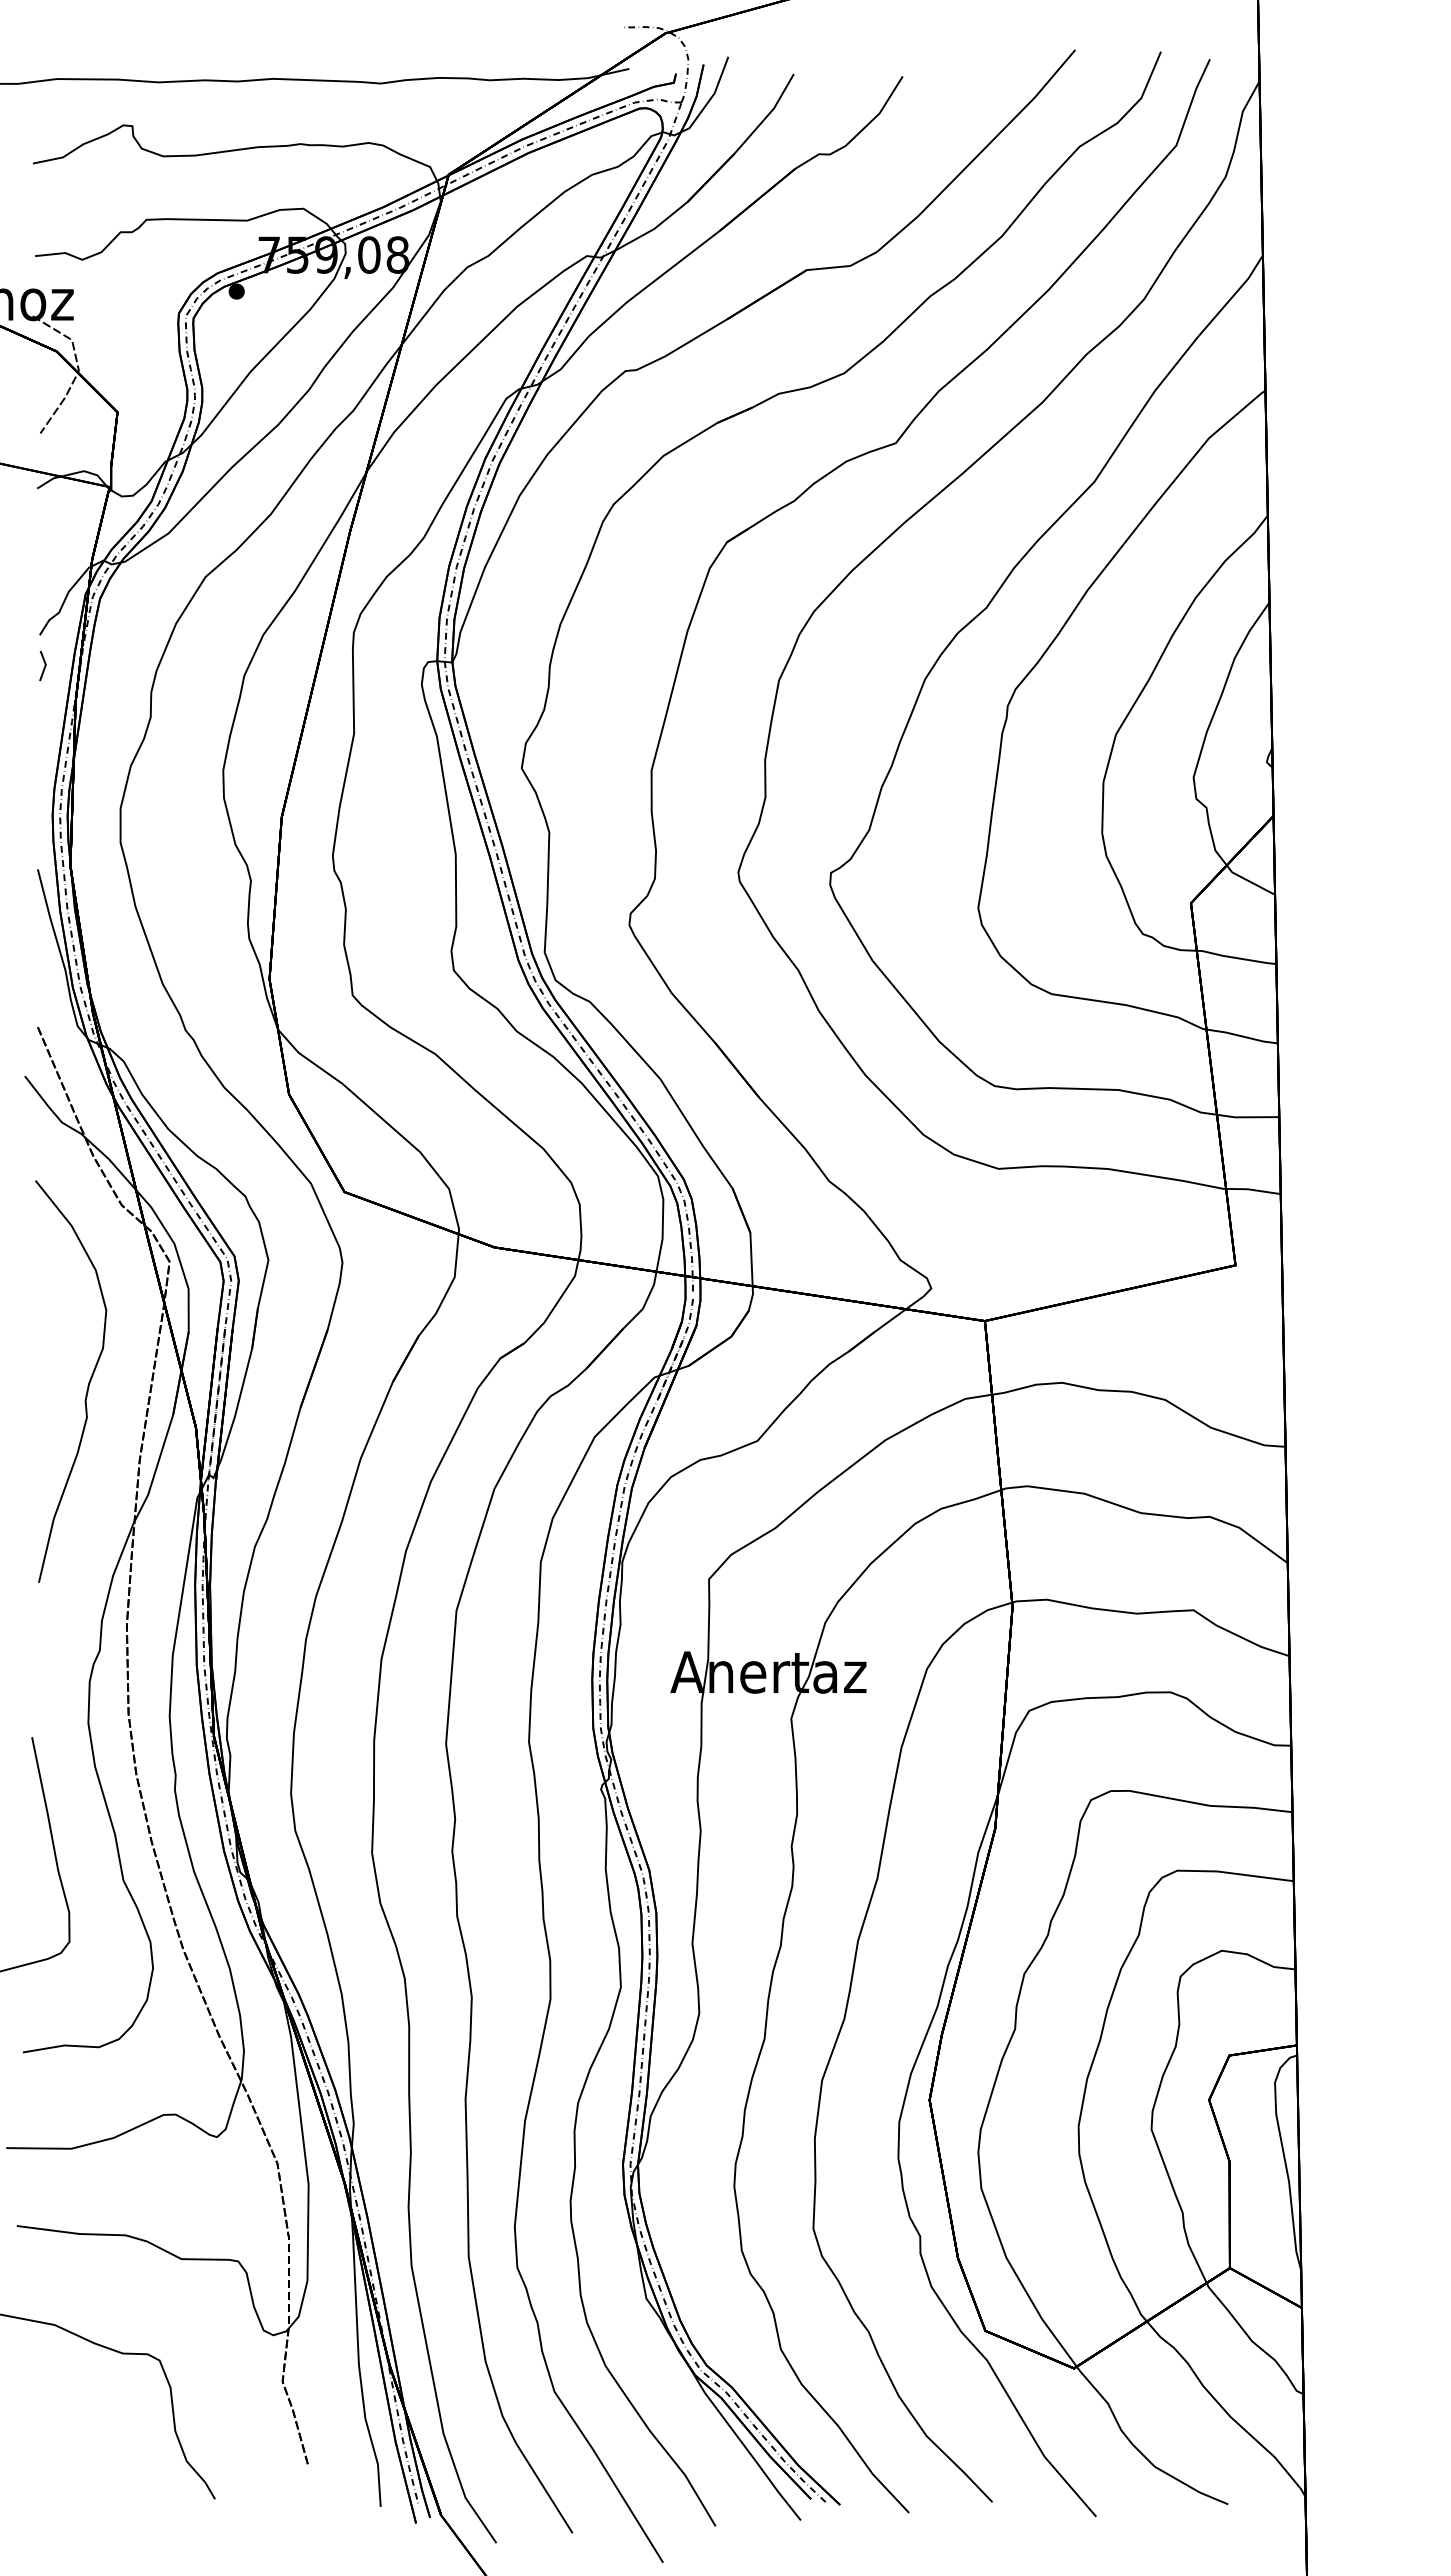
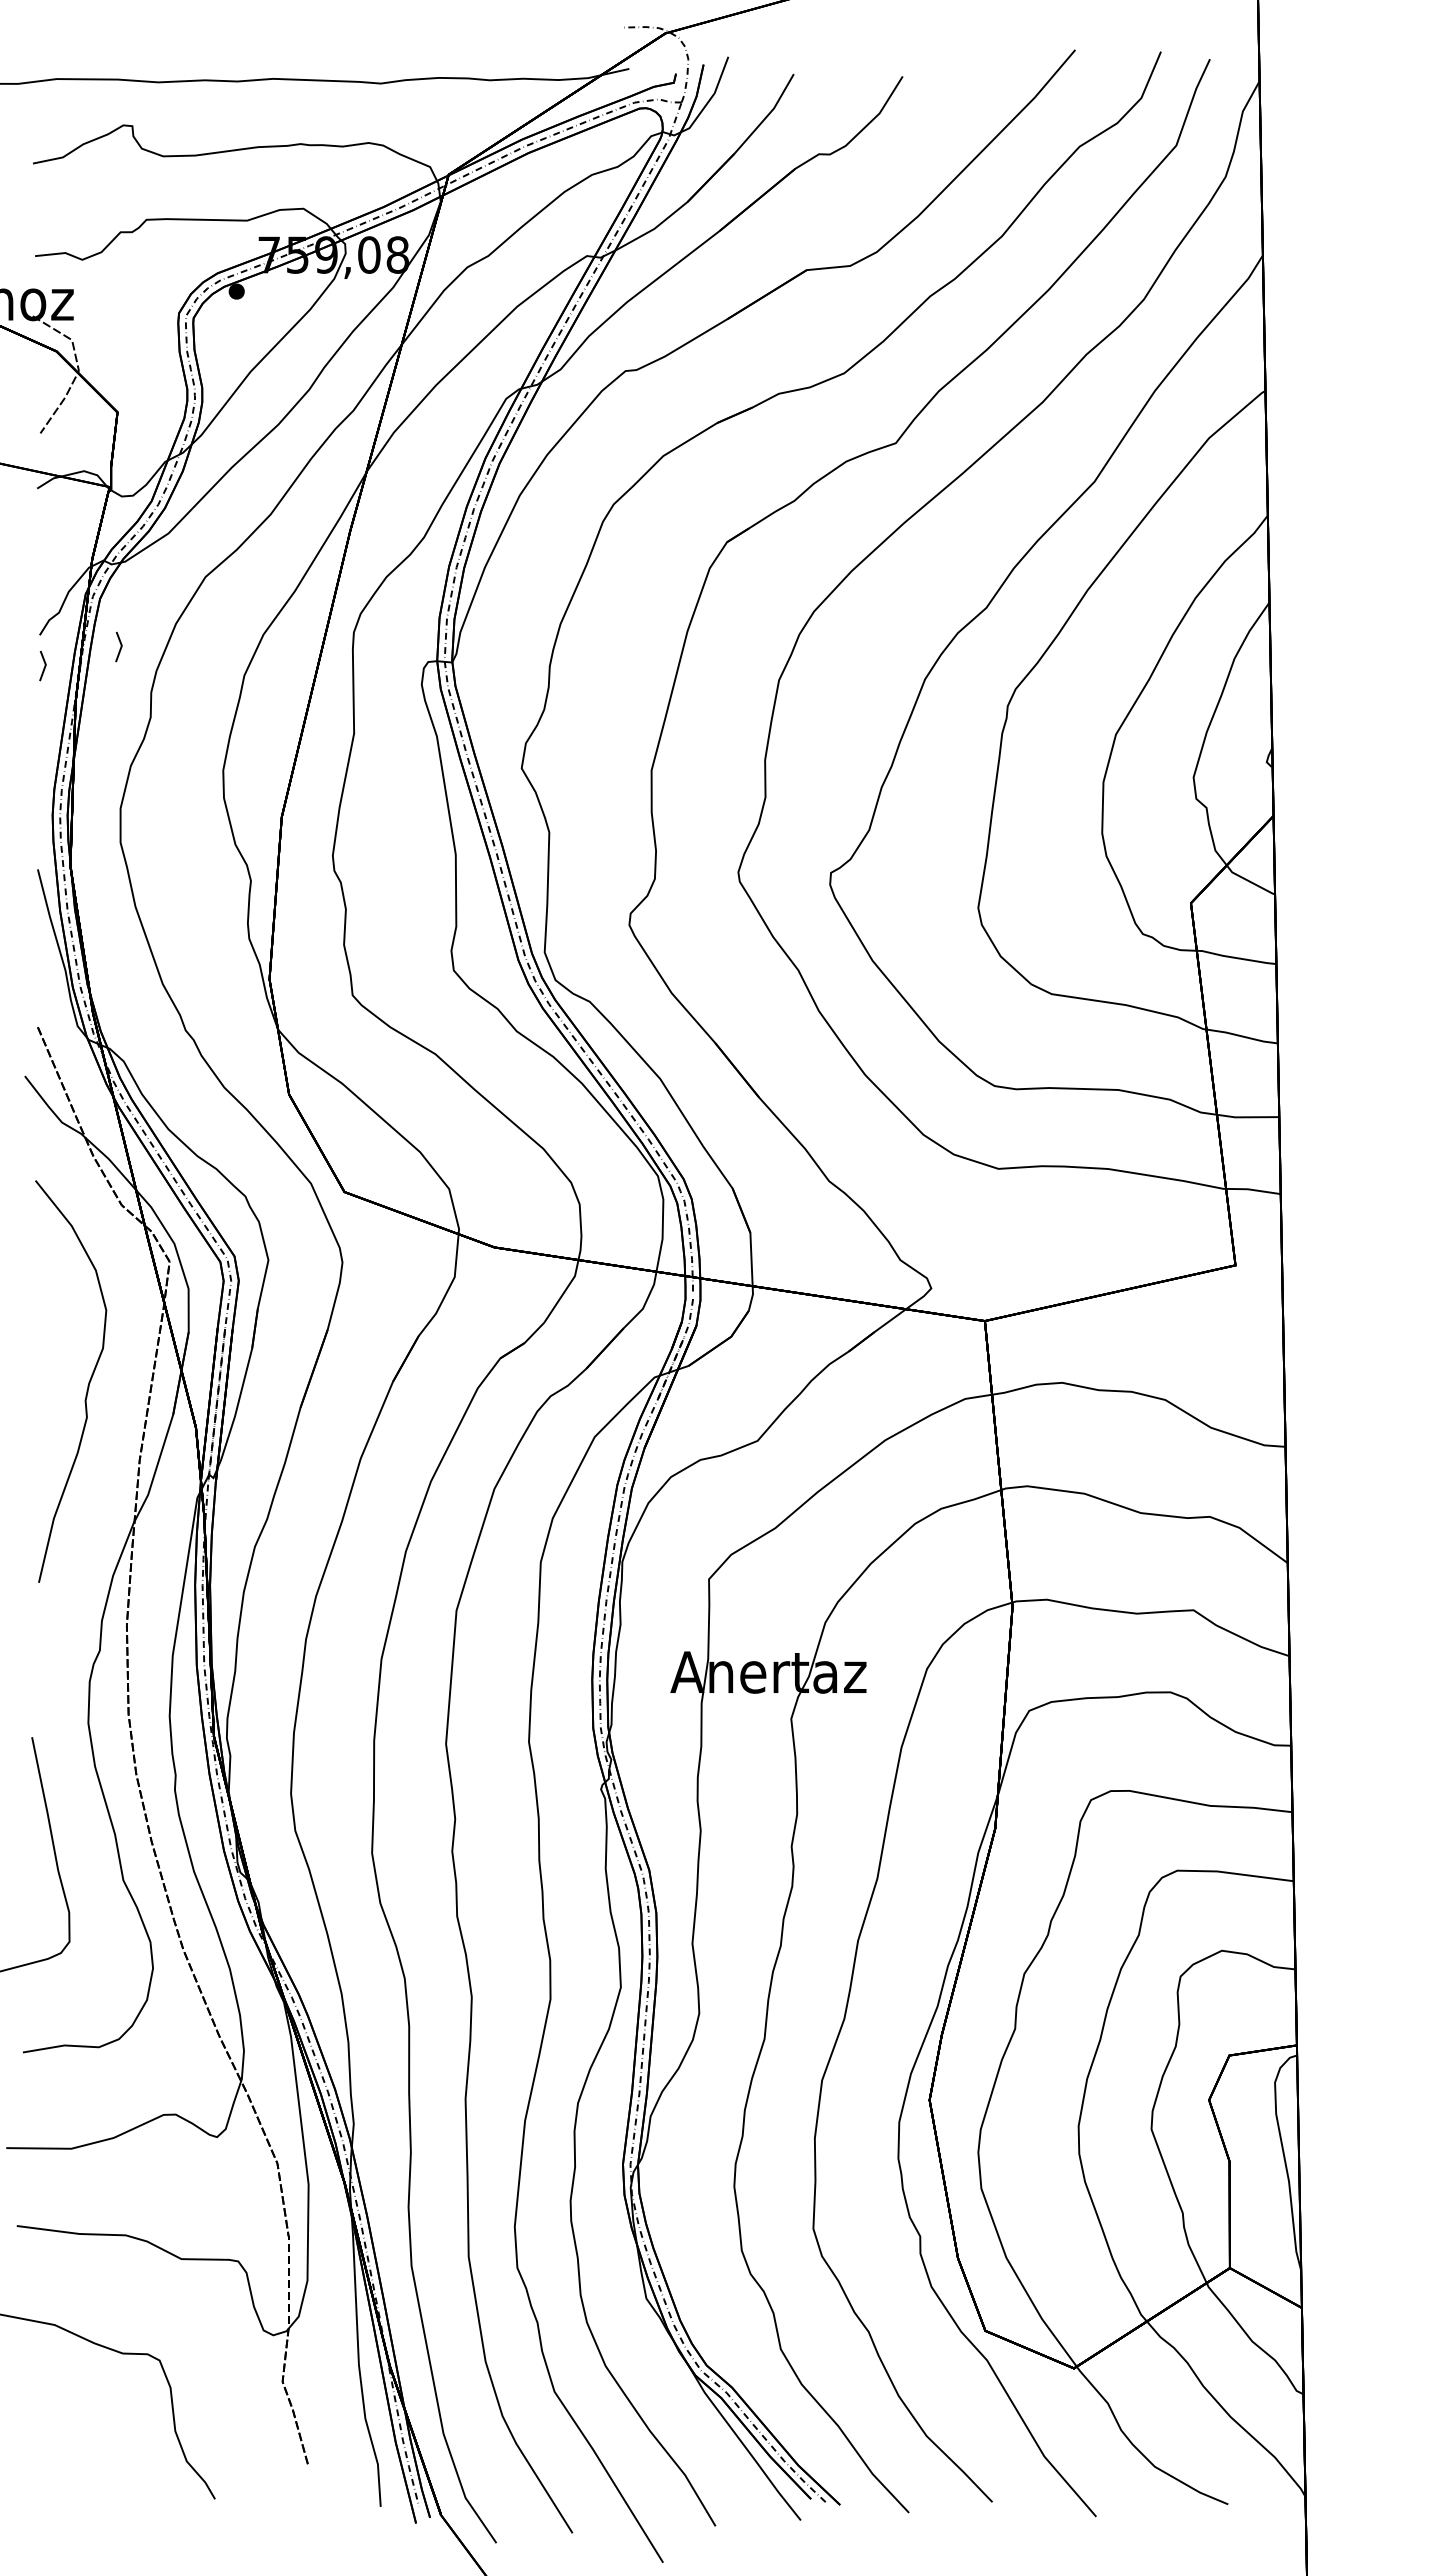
line: none -> present (120, 646)
